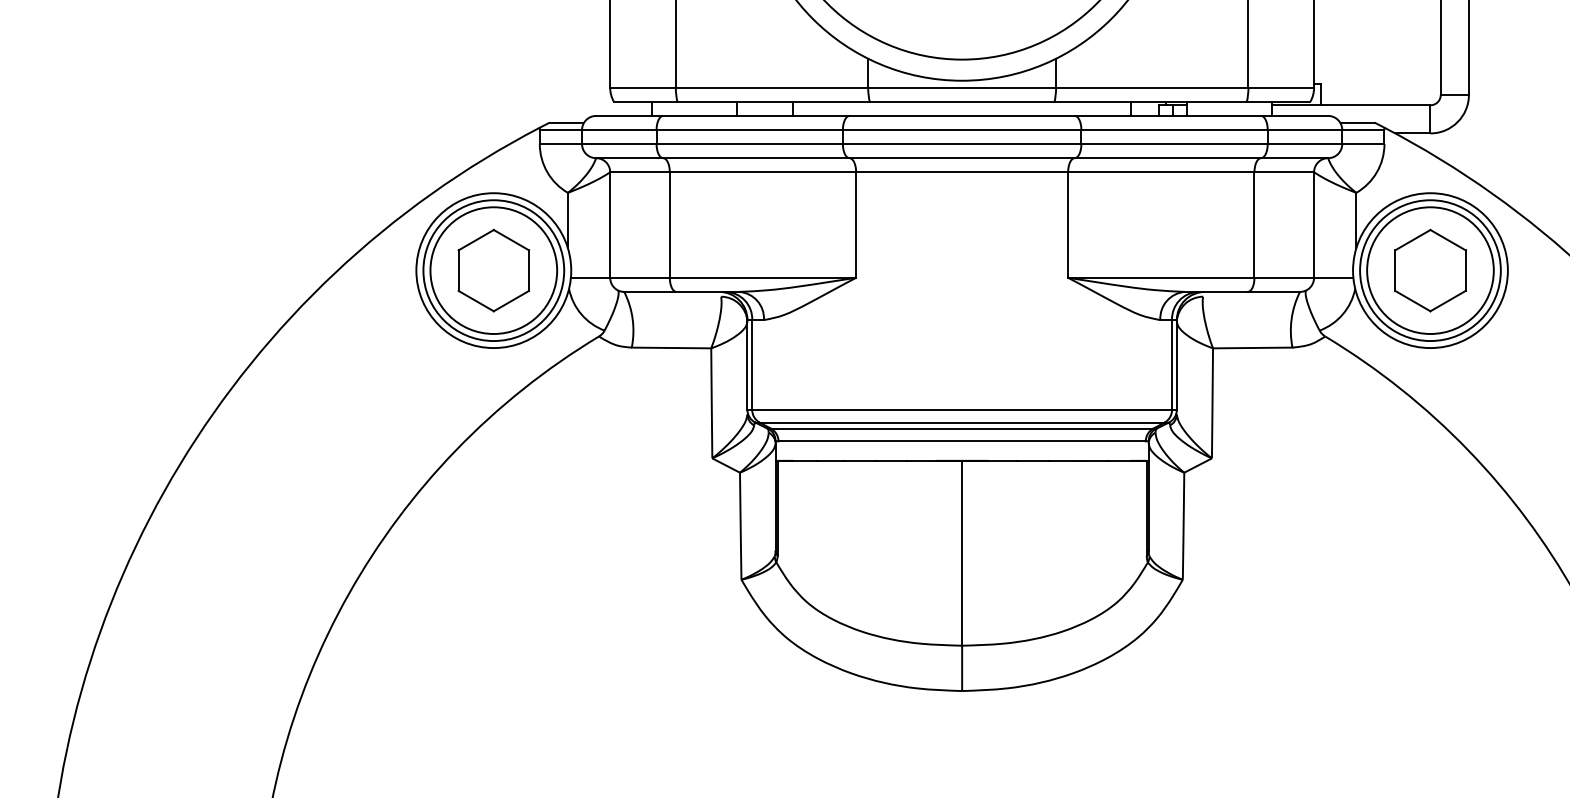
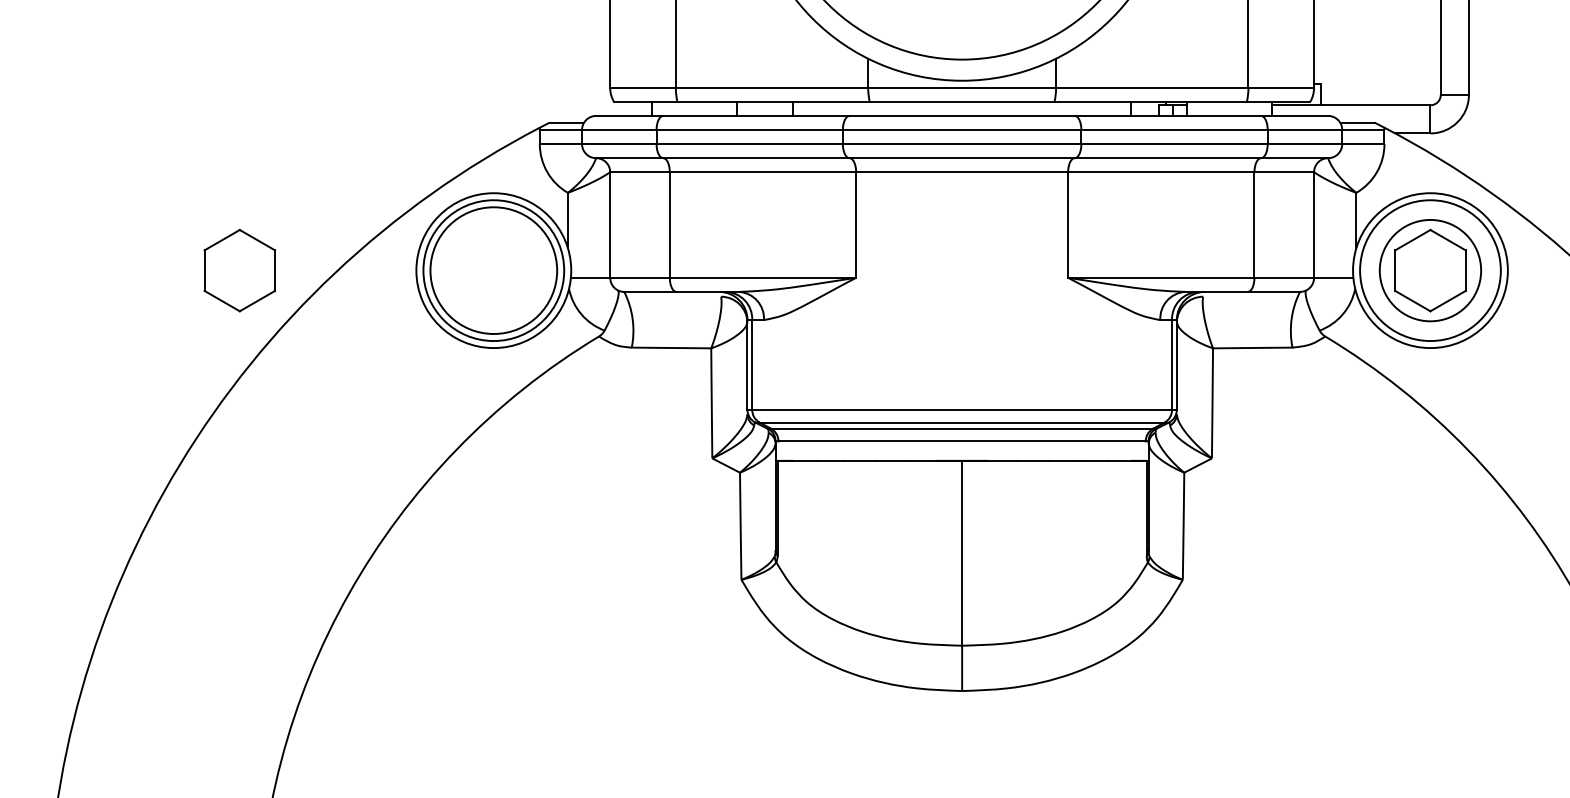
part position: (493, 270) -> (239, 270) (239, 270)
circle diameter: 127 px -> 101 px (1430, 270)
